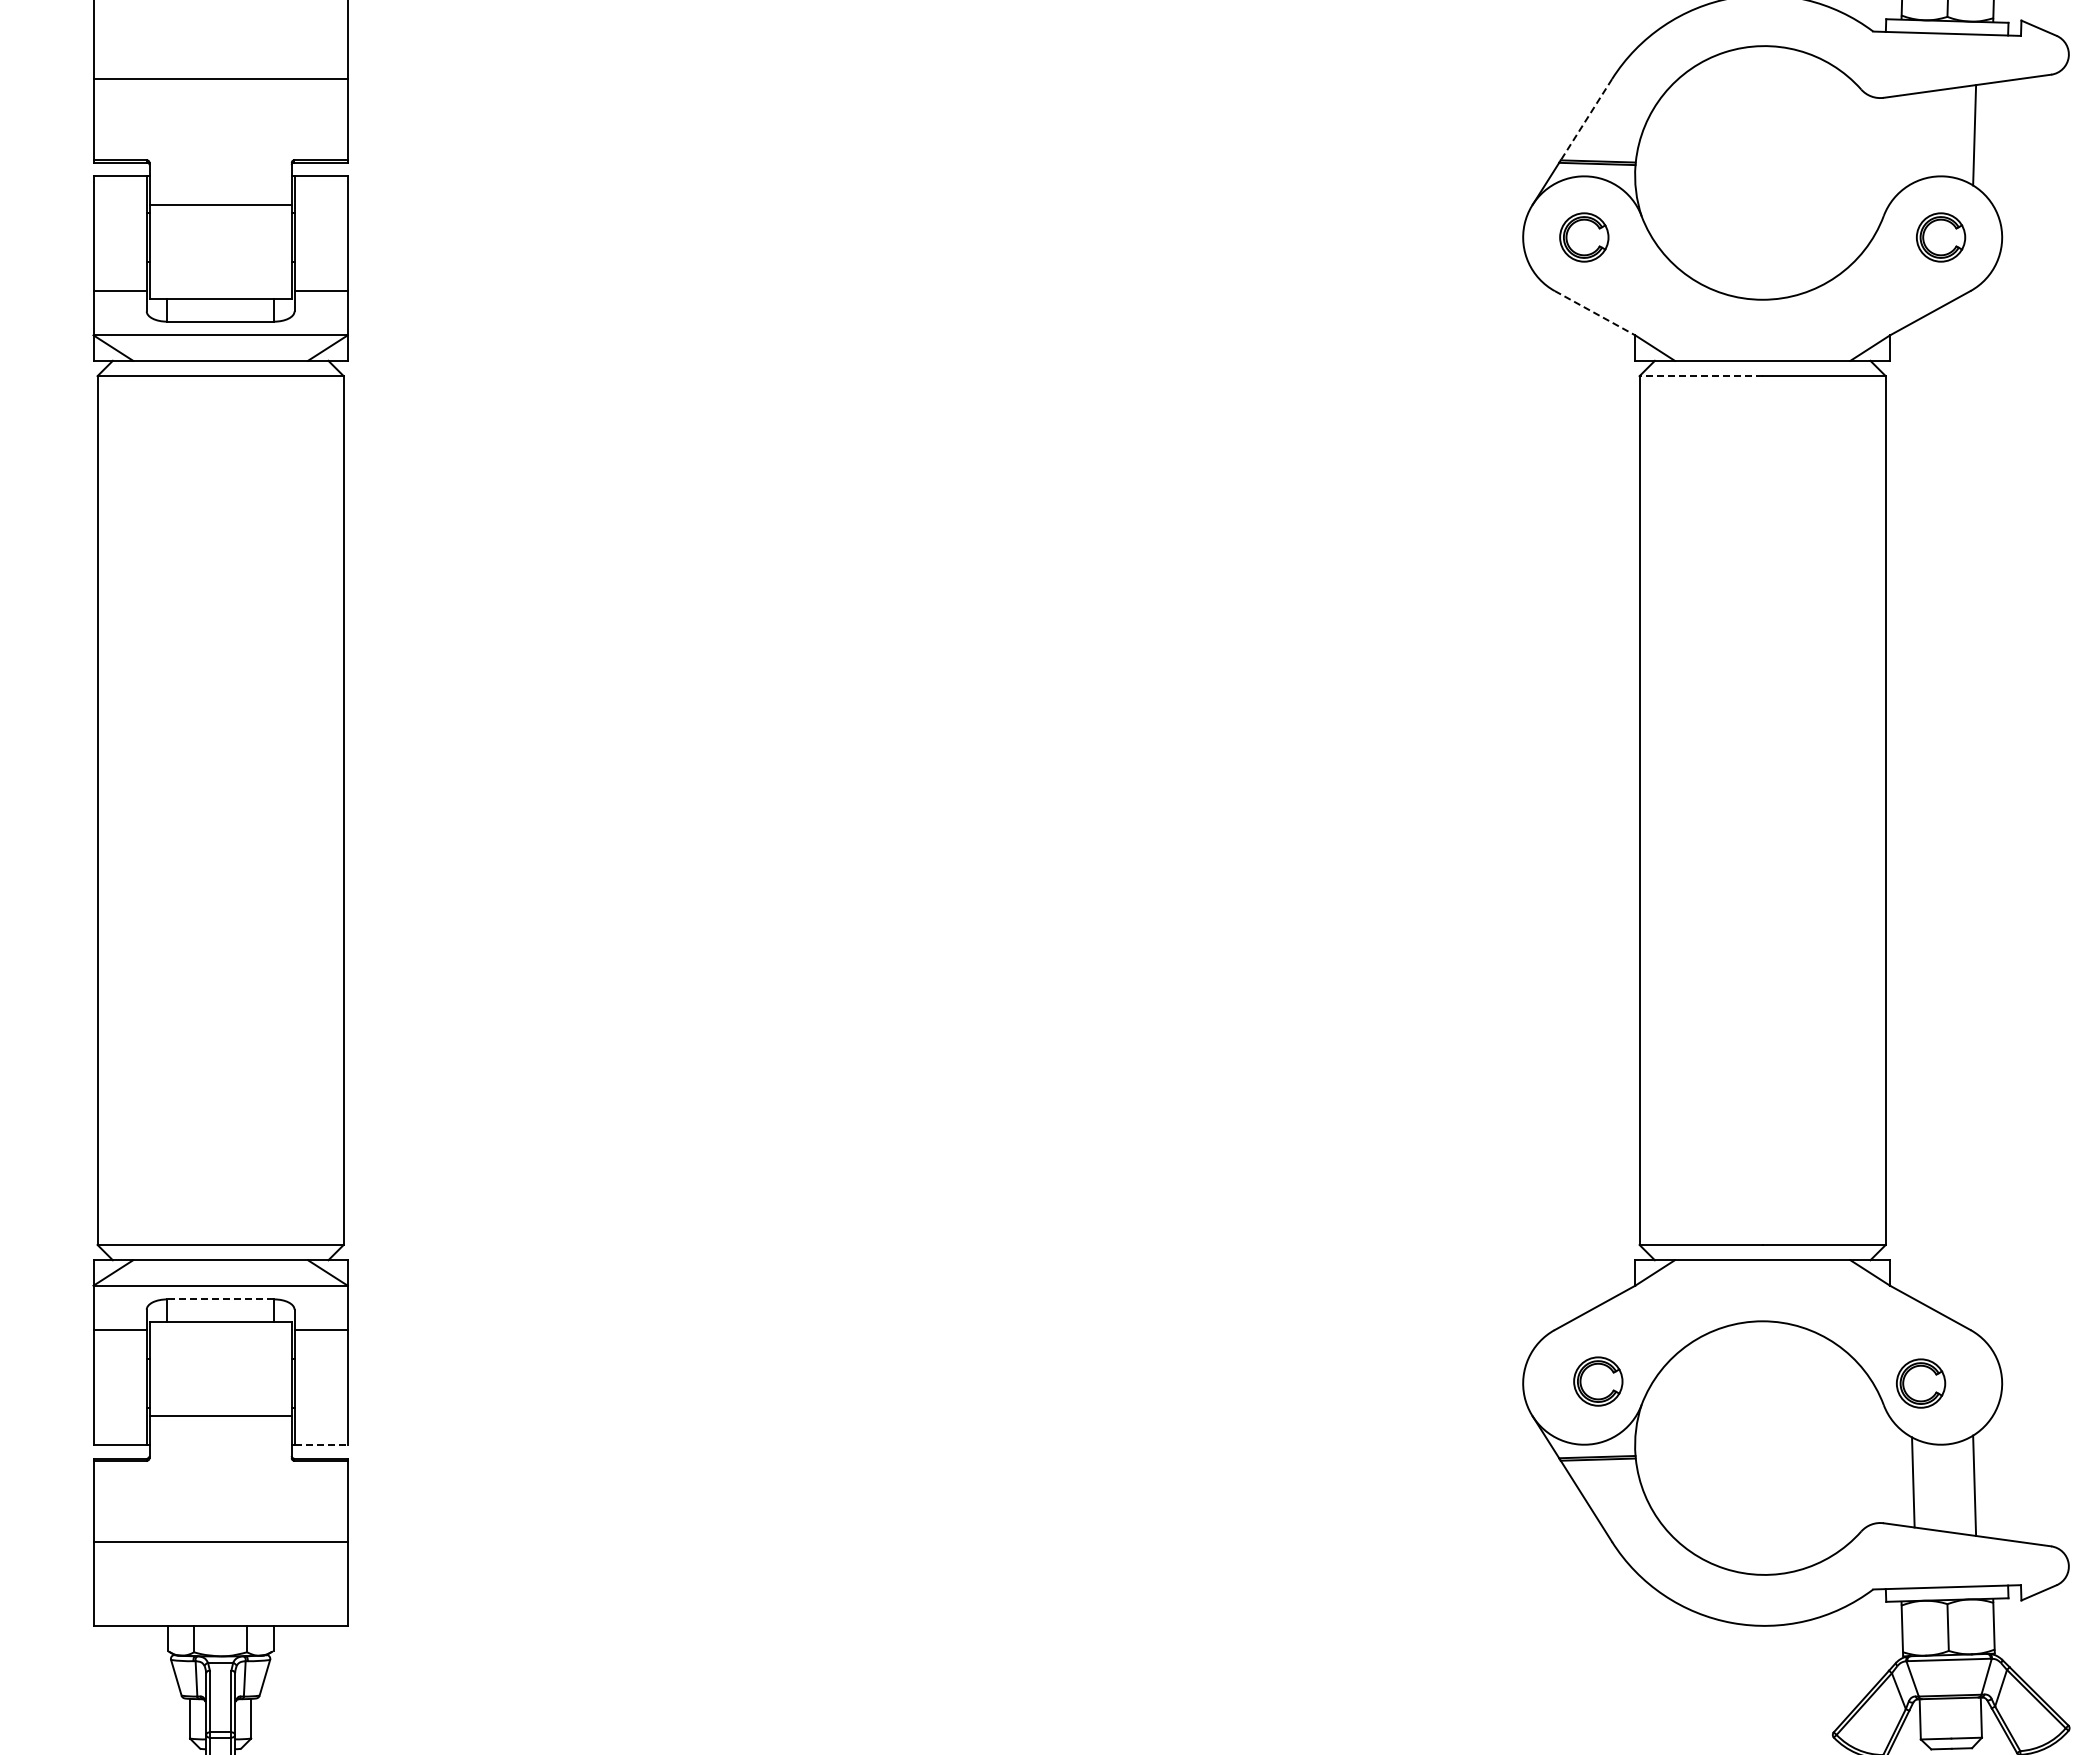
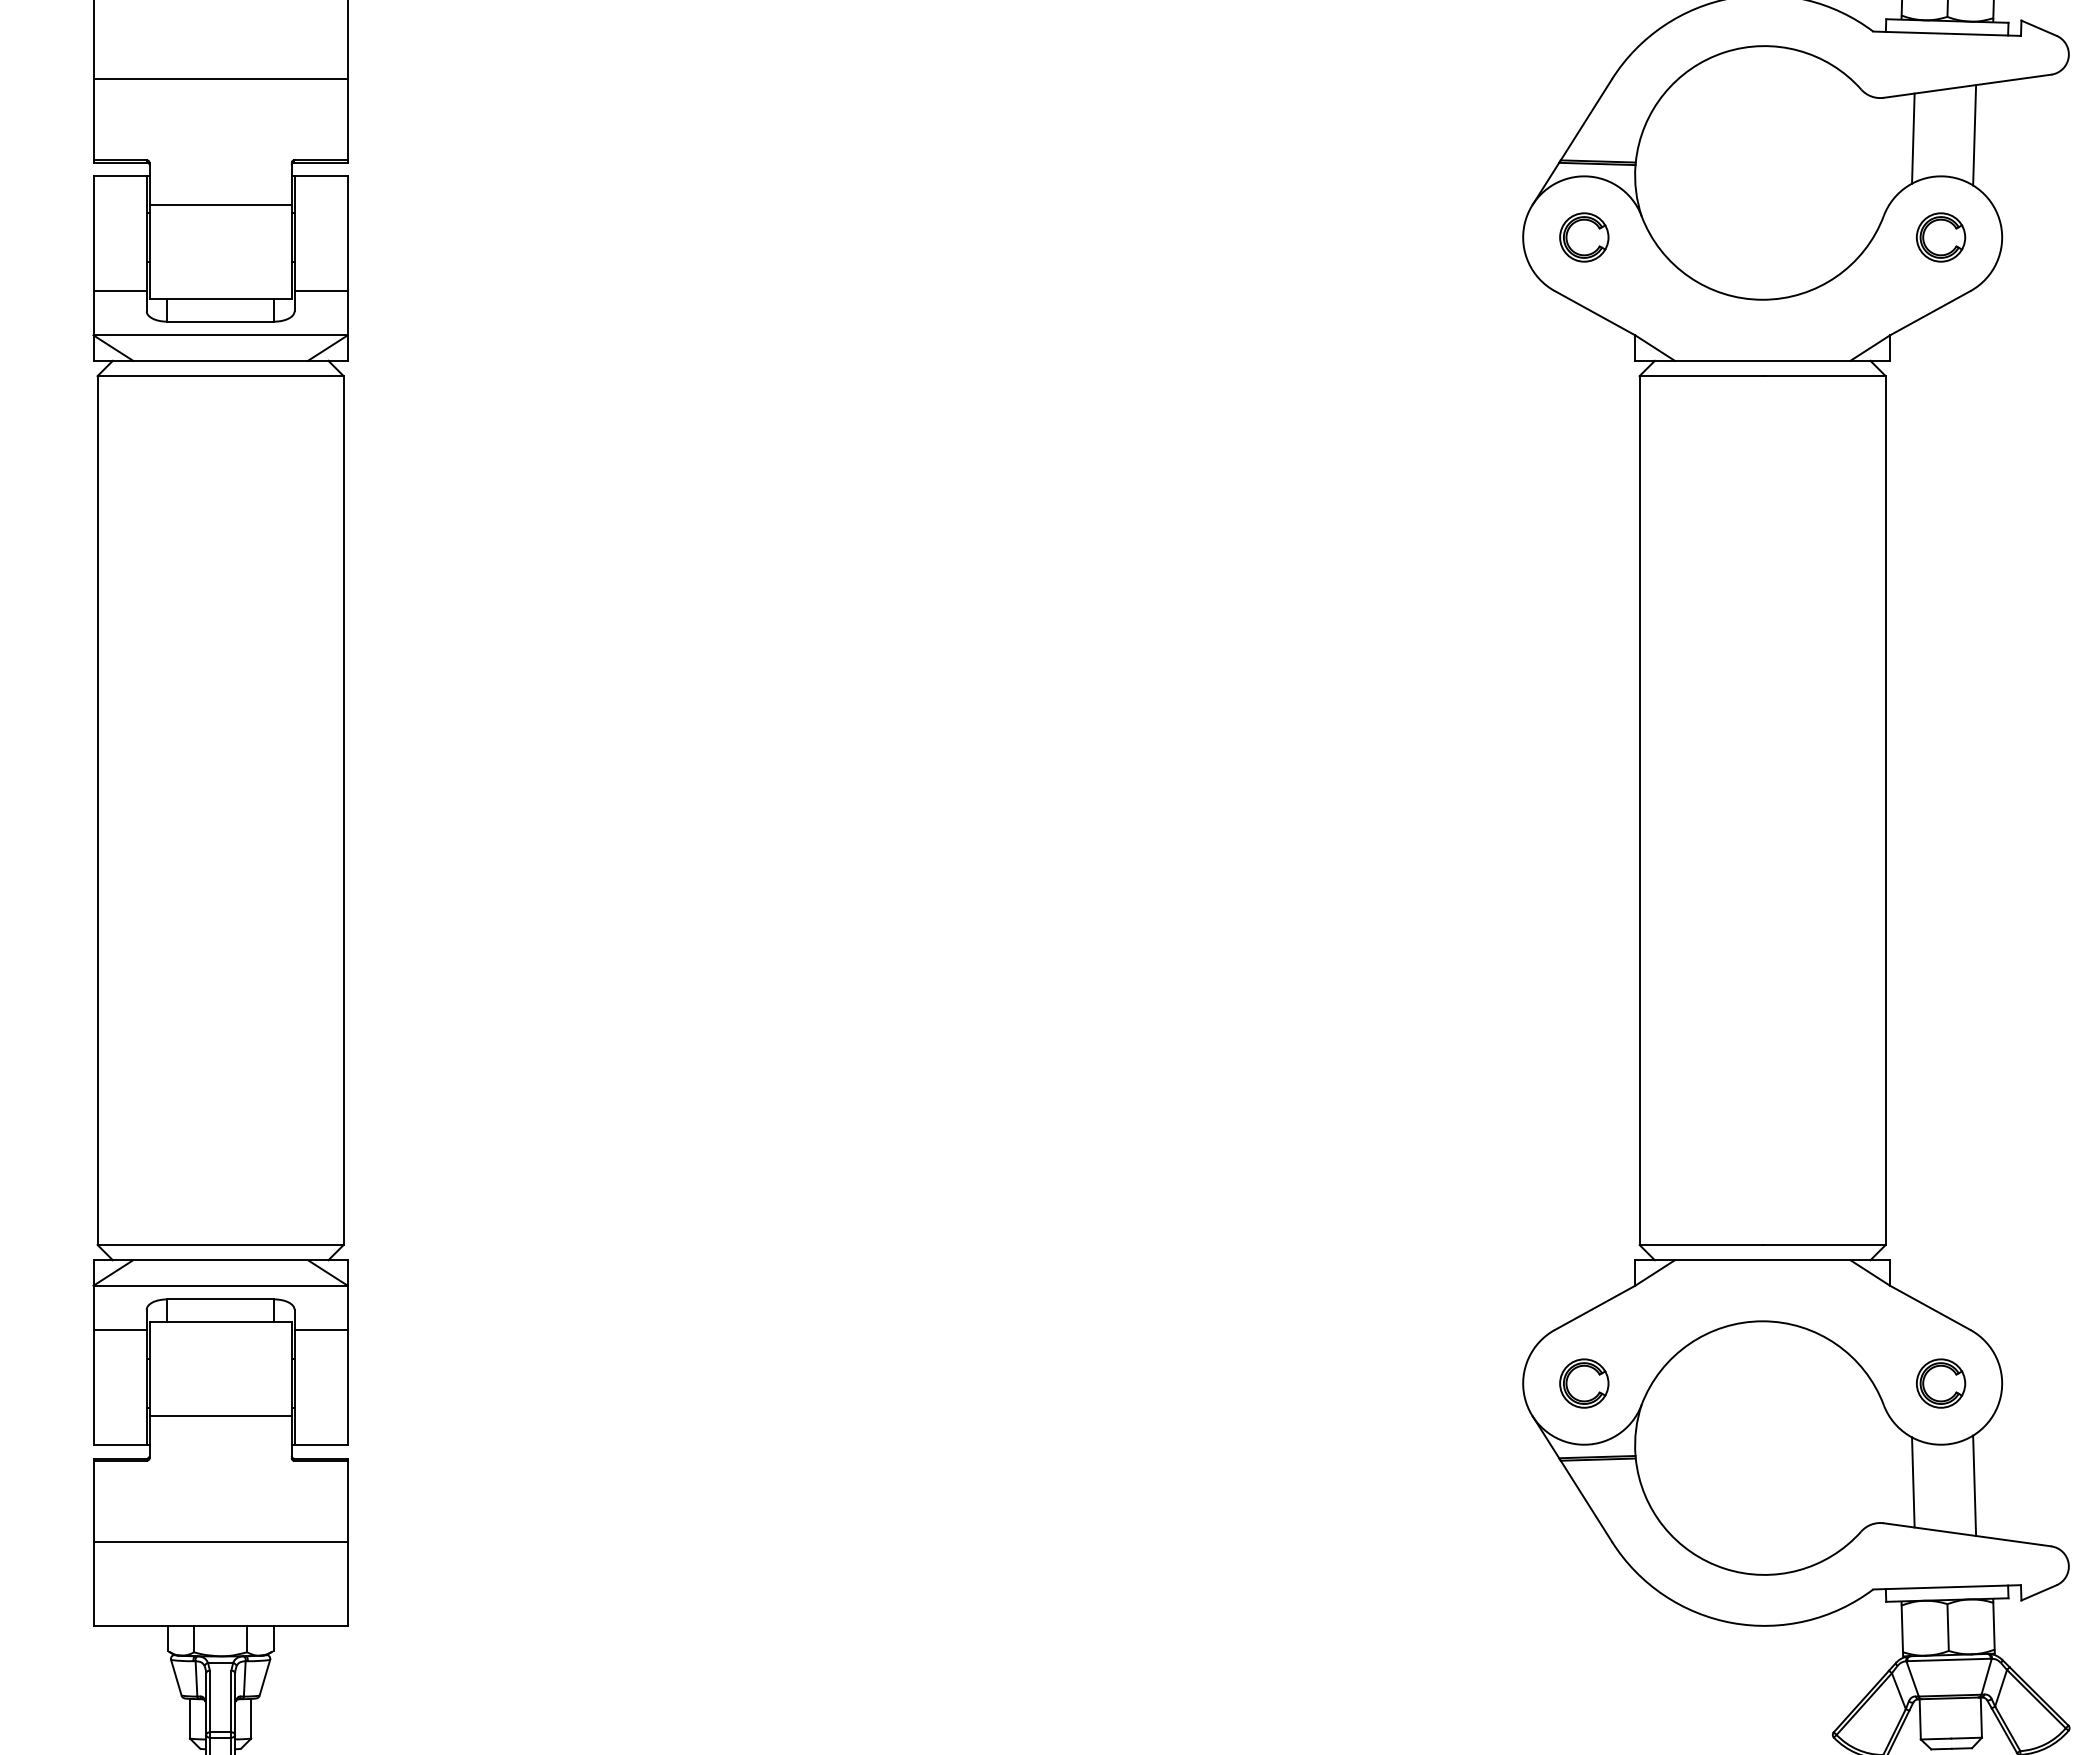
line: dashed -> solid (1586, 120)
line: none -> present (1913, 138)
line: dashed -> solid (1595, 313)
line: dashed -> solid (1701, 376)
line: dashed -> solid (220, 1299)
part position: (1598, 1381) -> (1584, 1383) (1584, 1383)
part position: (1921, 1383) -> (1941, 1383) (1941, 1383)
line: dashed -> solid (321, 1444)
